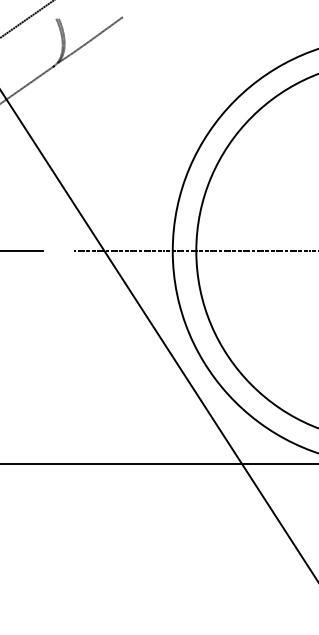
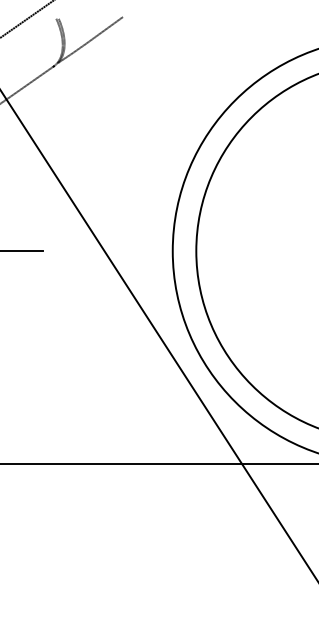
line: present -> none (194, 251)
